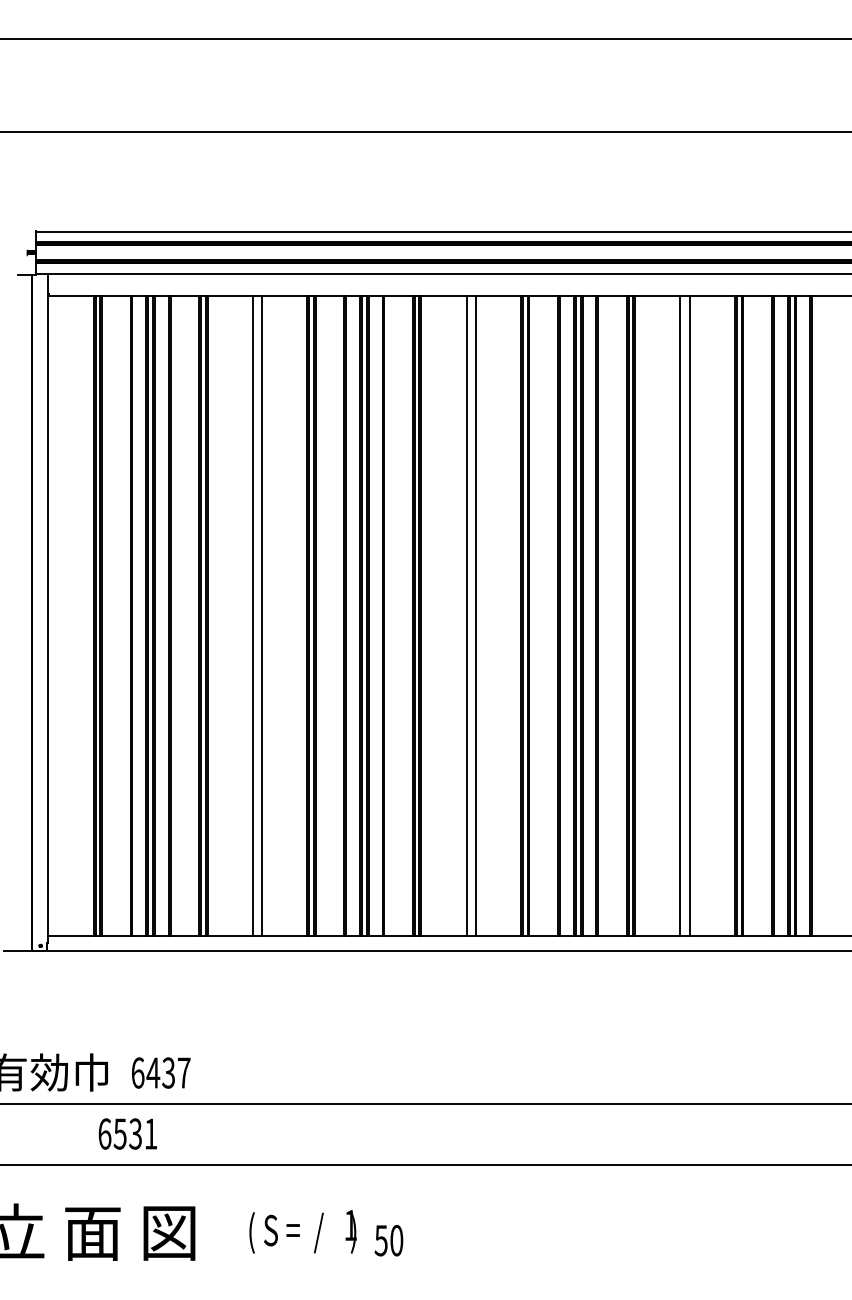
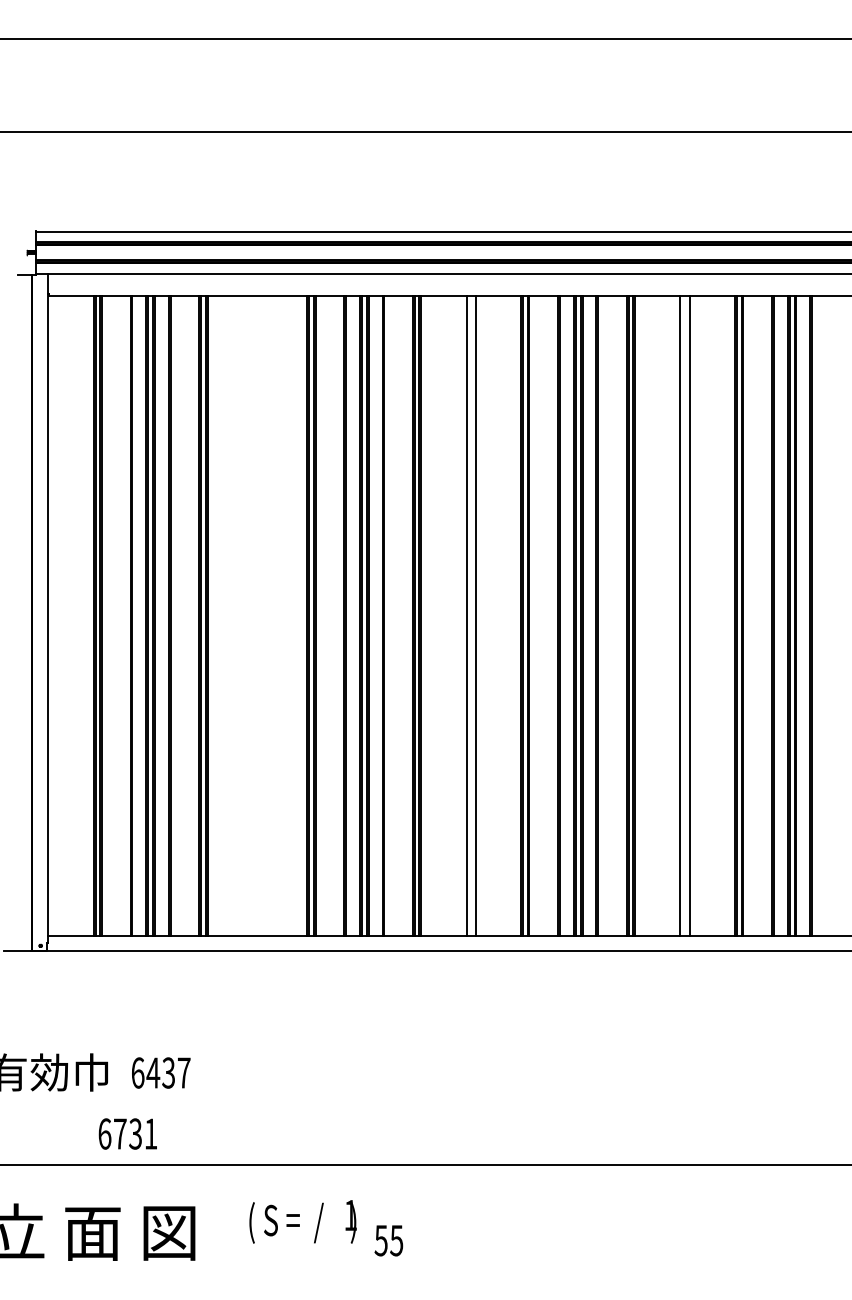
line: present -> none (252, 615)
line: present -> none (262, 615)
line: present -> none (425, 1103)
text: 6531 -> 6731 (119, 1133)
text position: (302, 1231) -> (302, 1221) (302, 1221)
text: 50 -> 55 (396, 1240)
